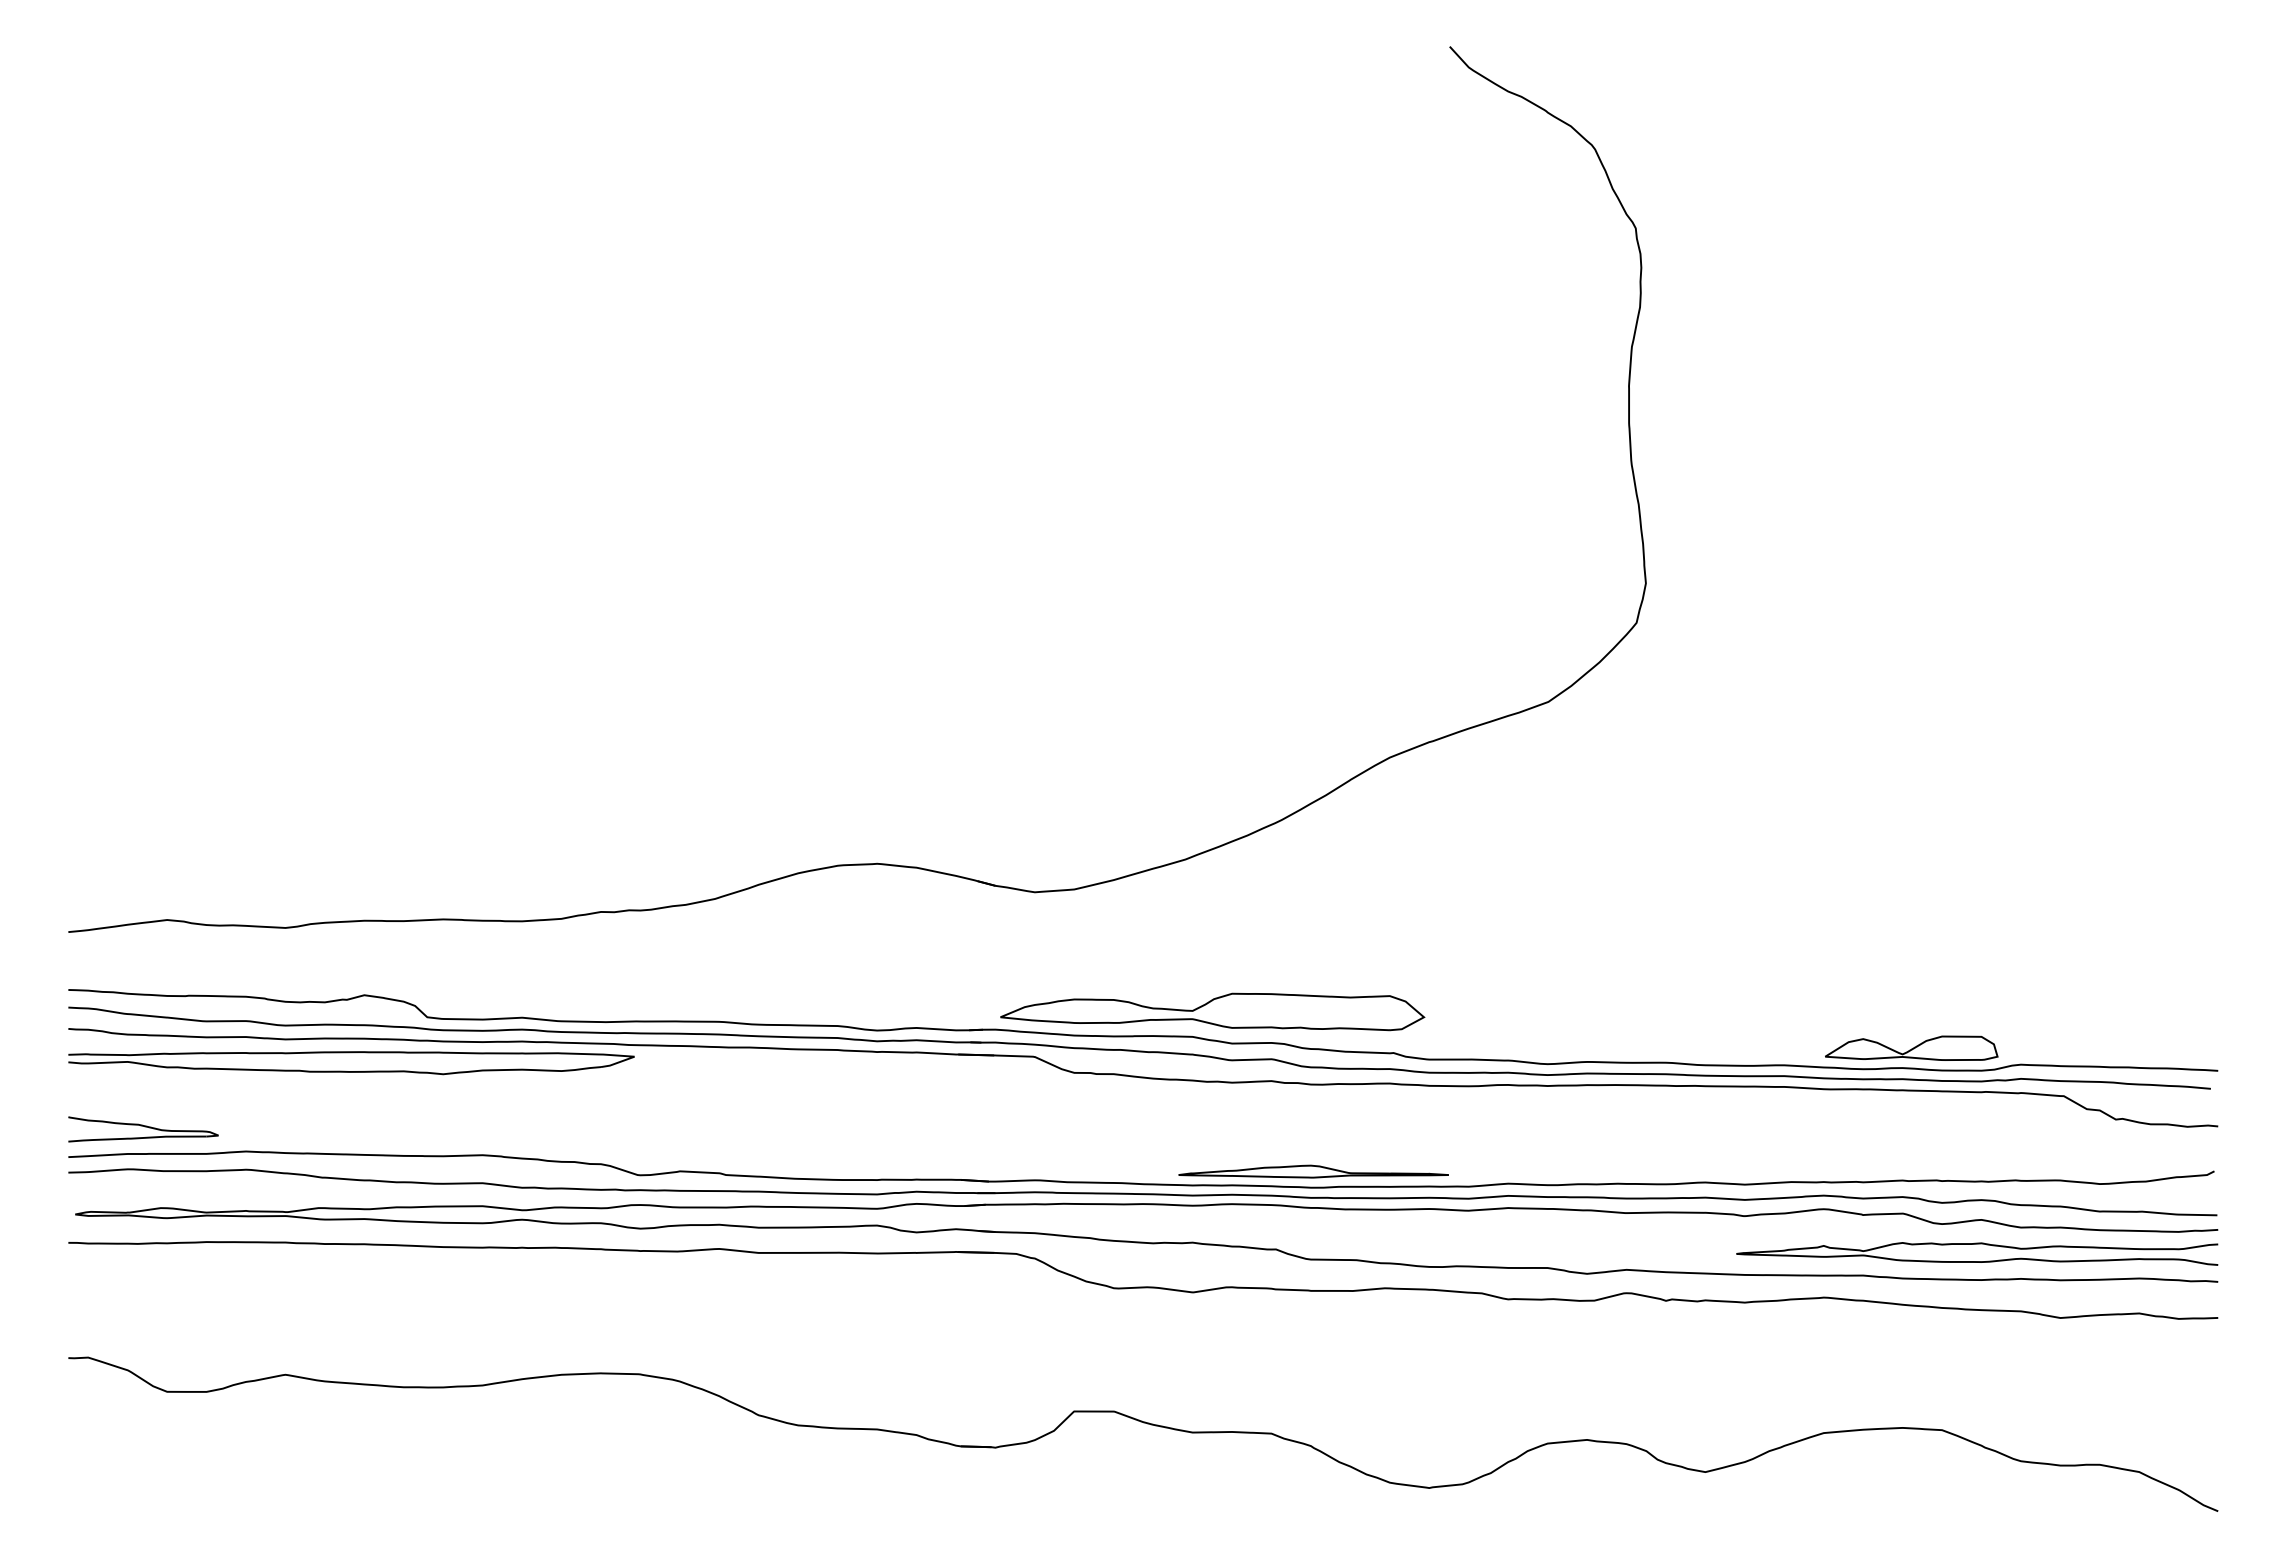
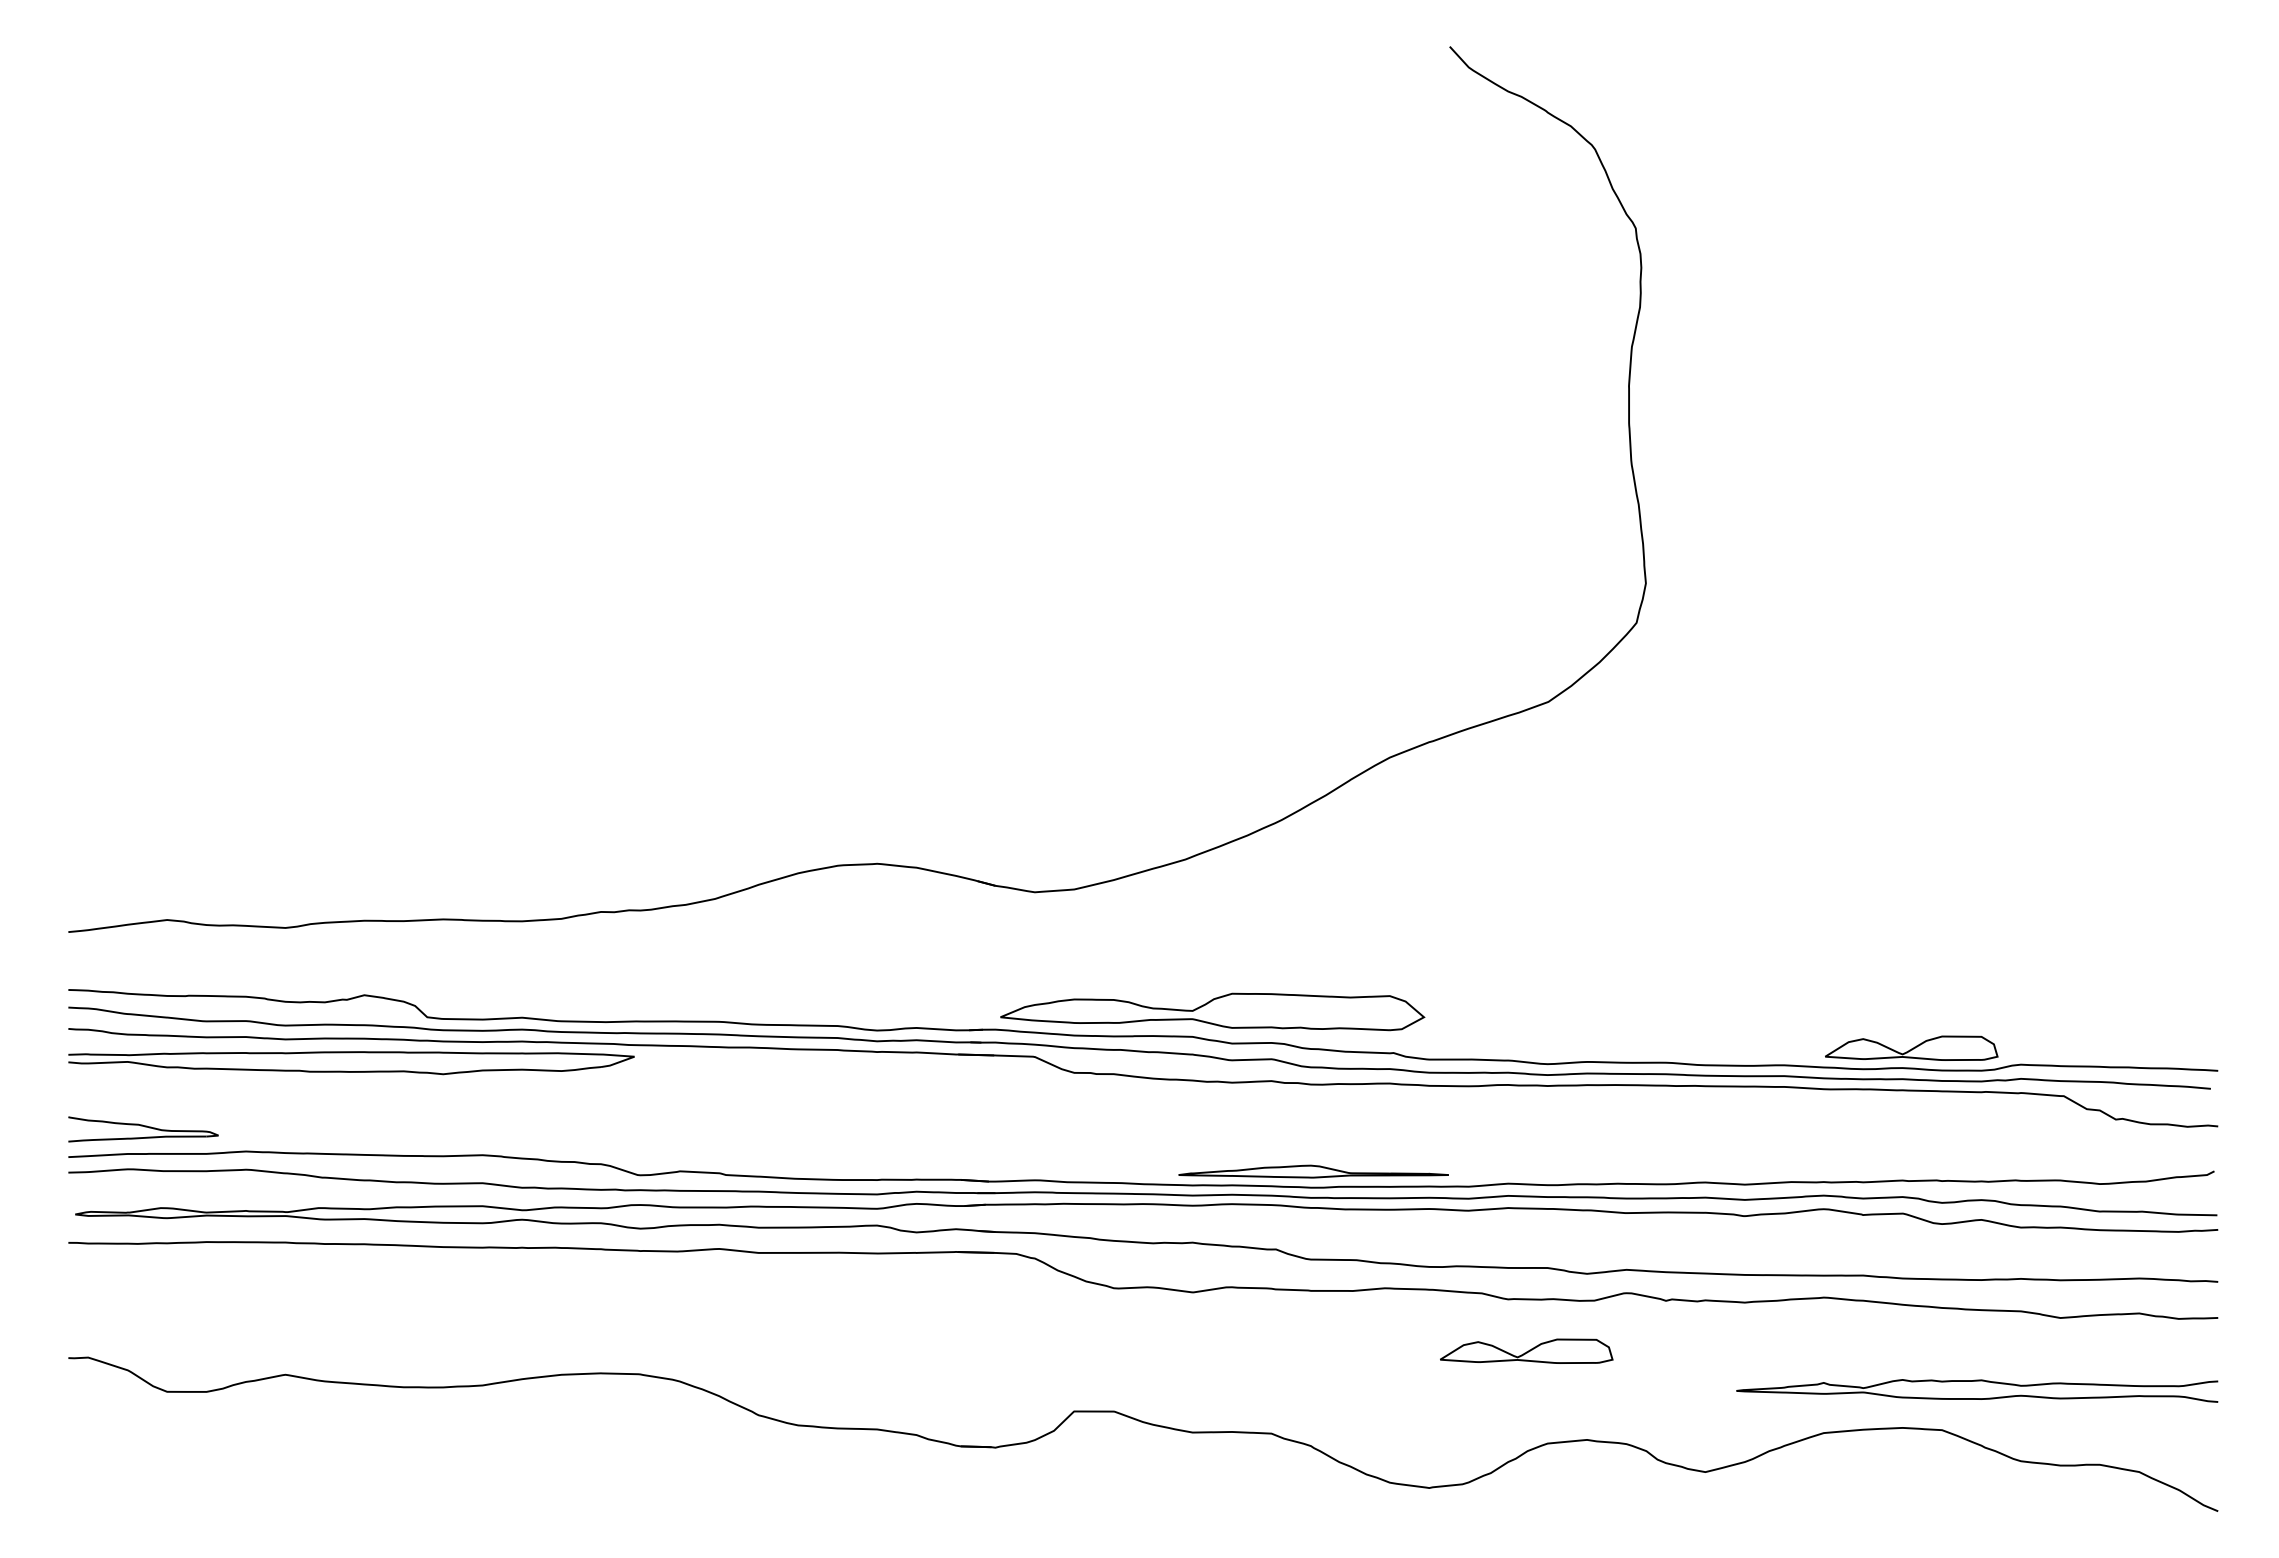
curve position: (1977, 1261) -> (1977, 1398) (1977, 1398)
part: none -> present (1526, 1350)
